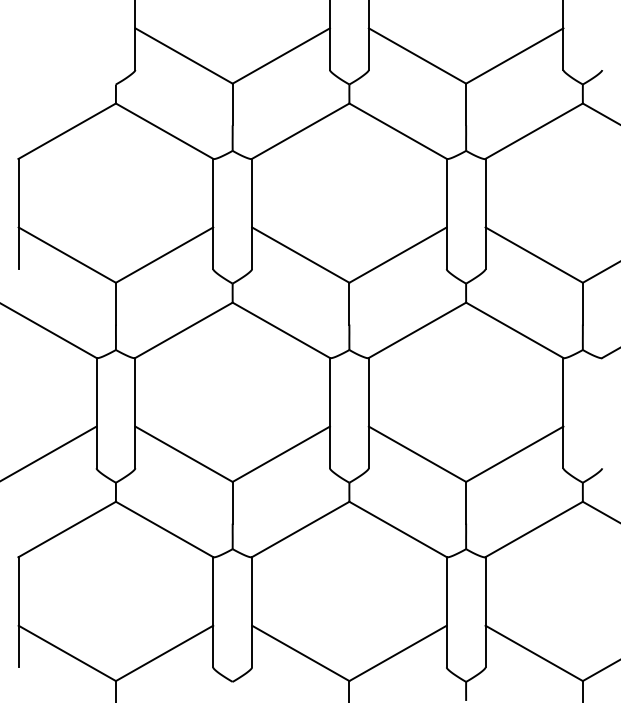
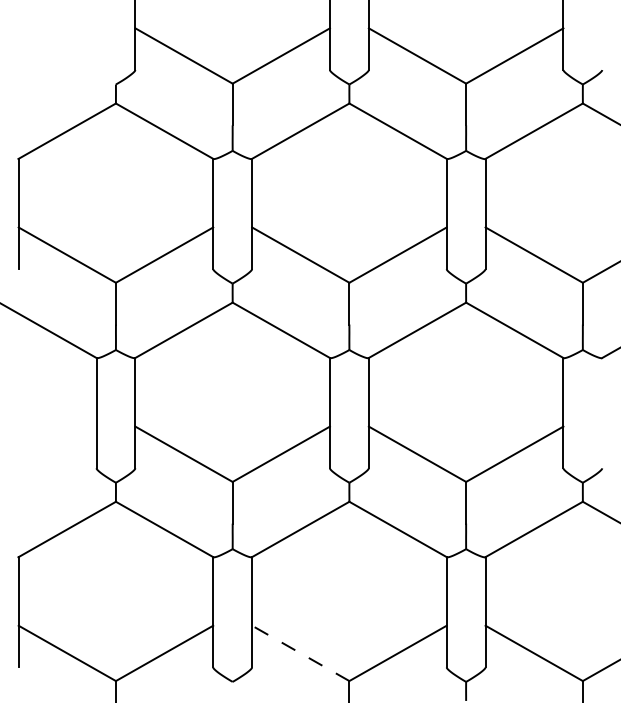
line: present -> none (49, 452)
line: solid -> dashed (300, 653)
